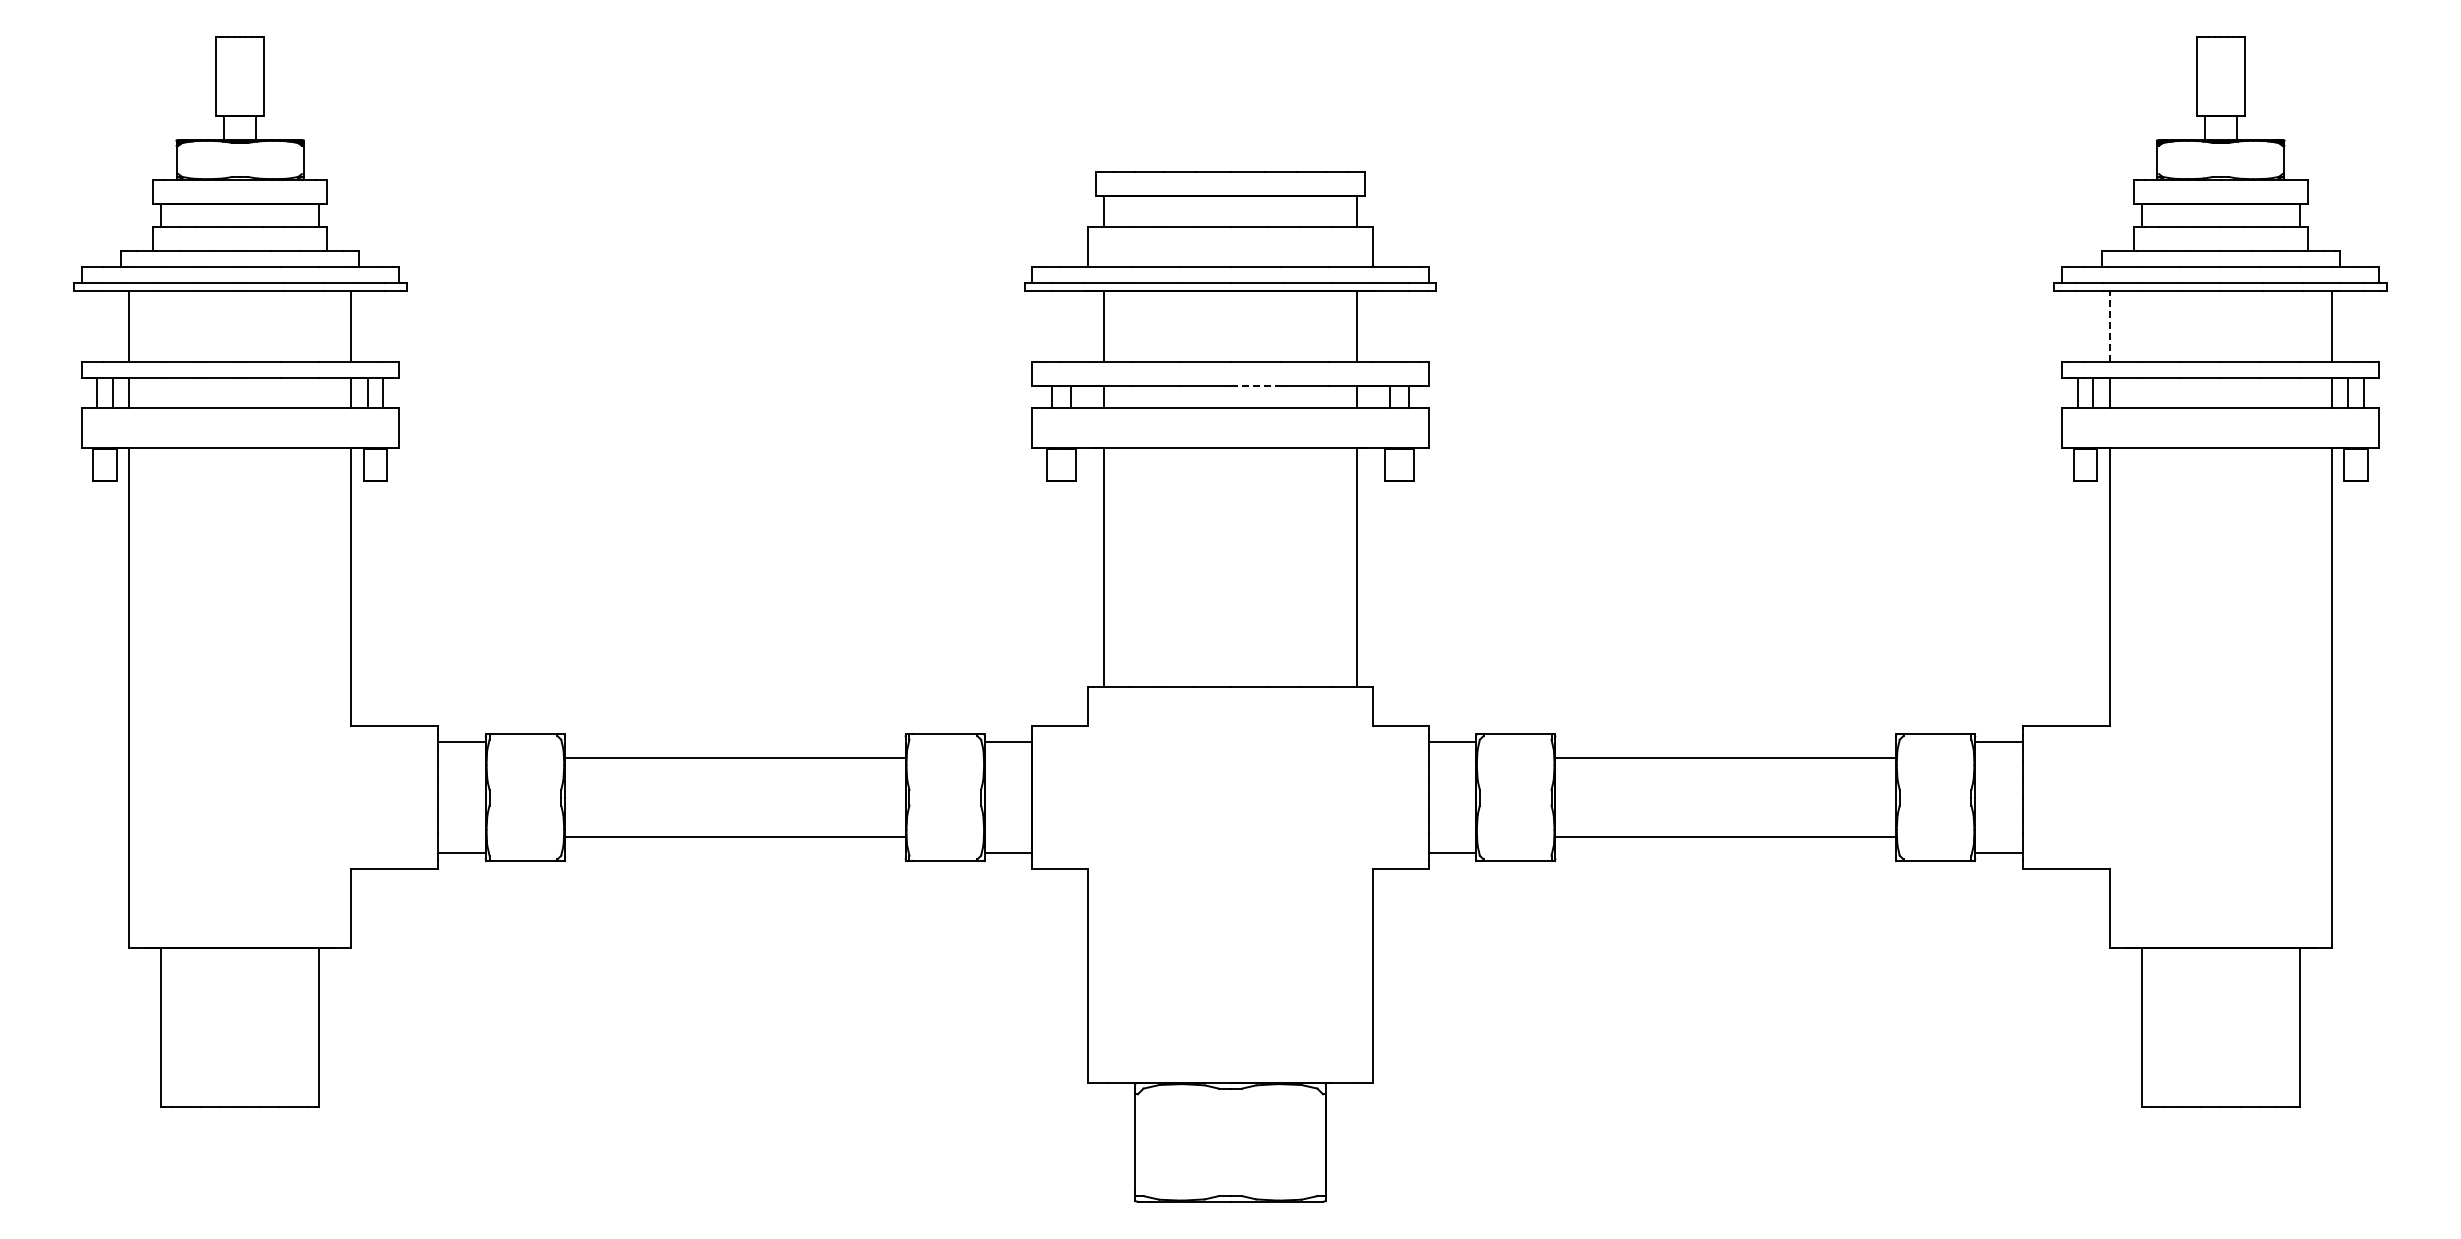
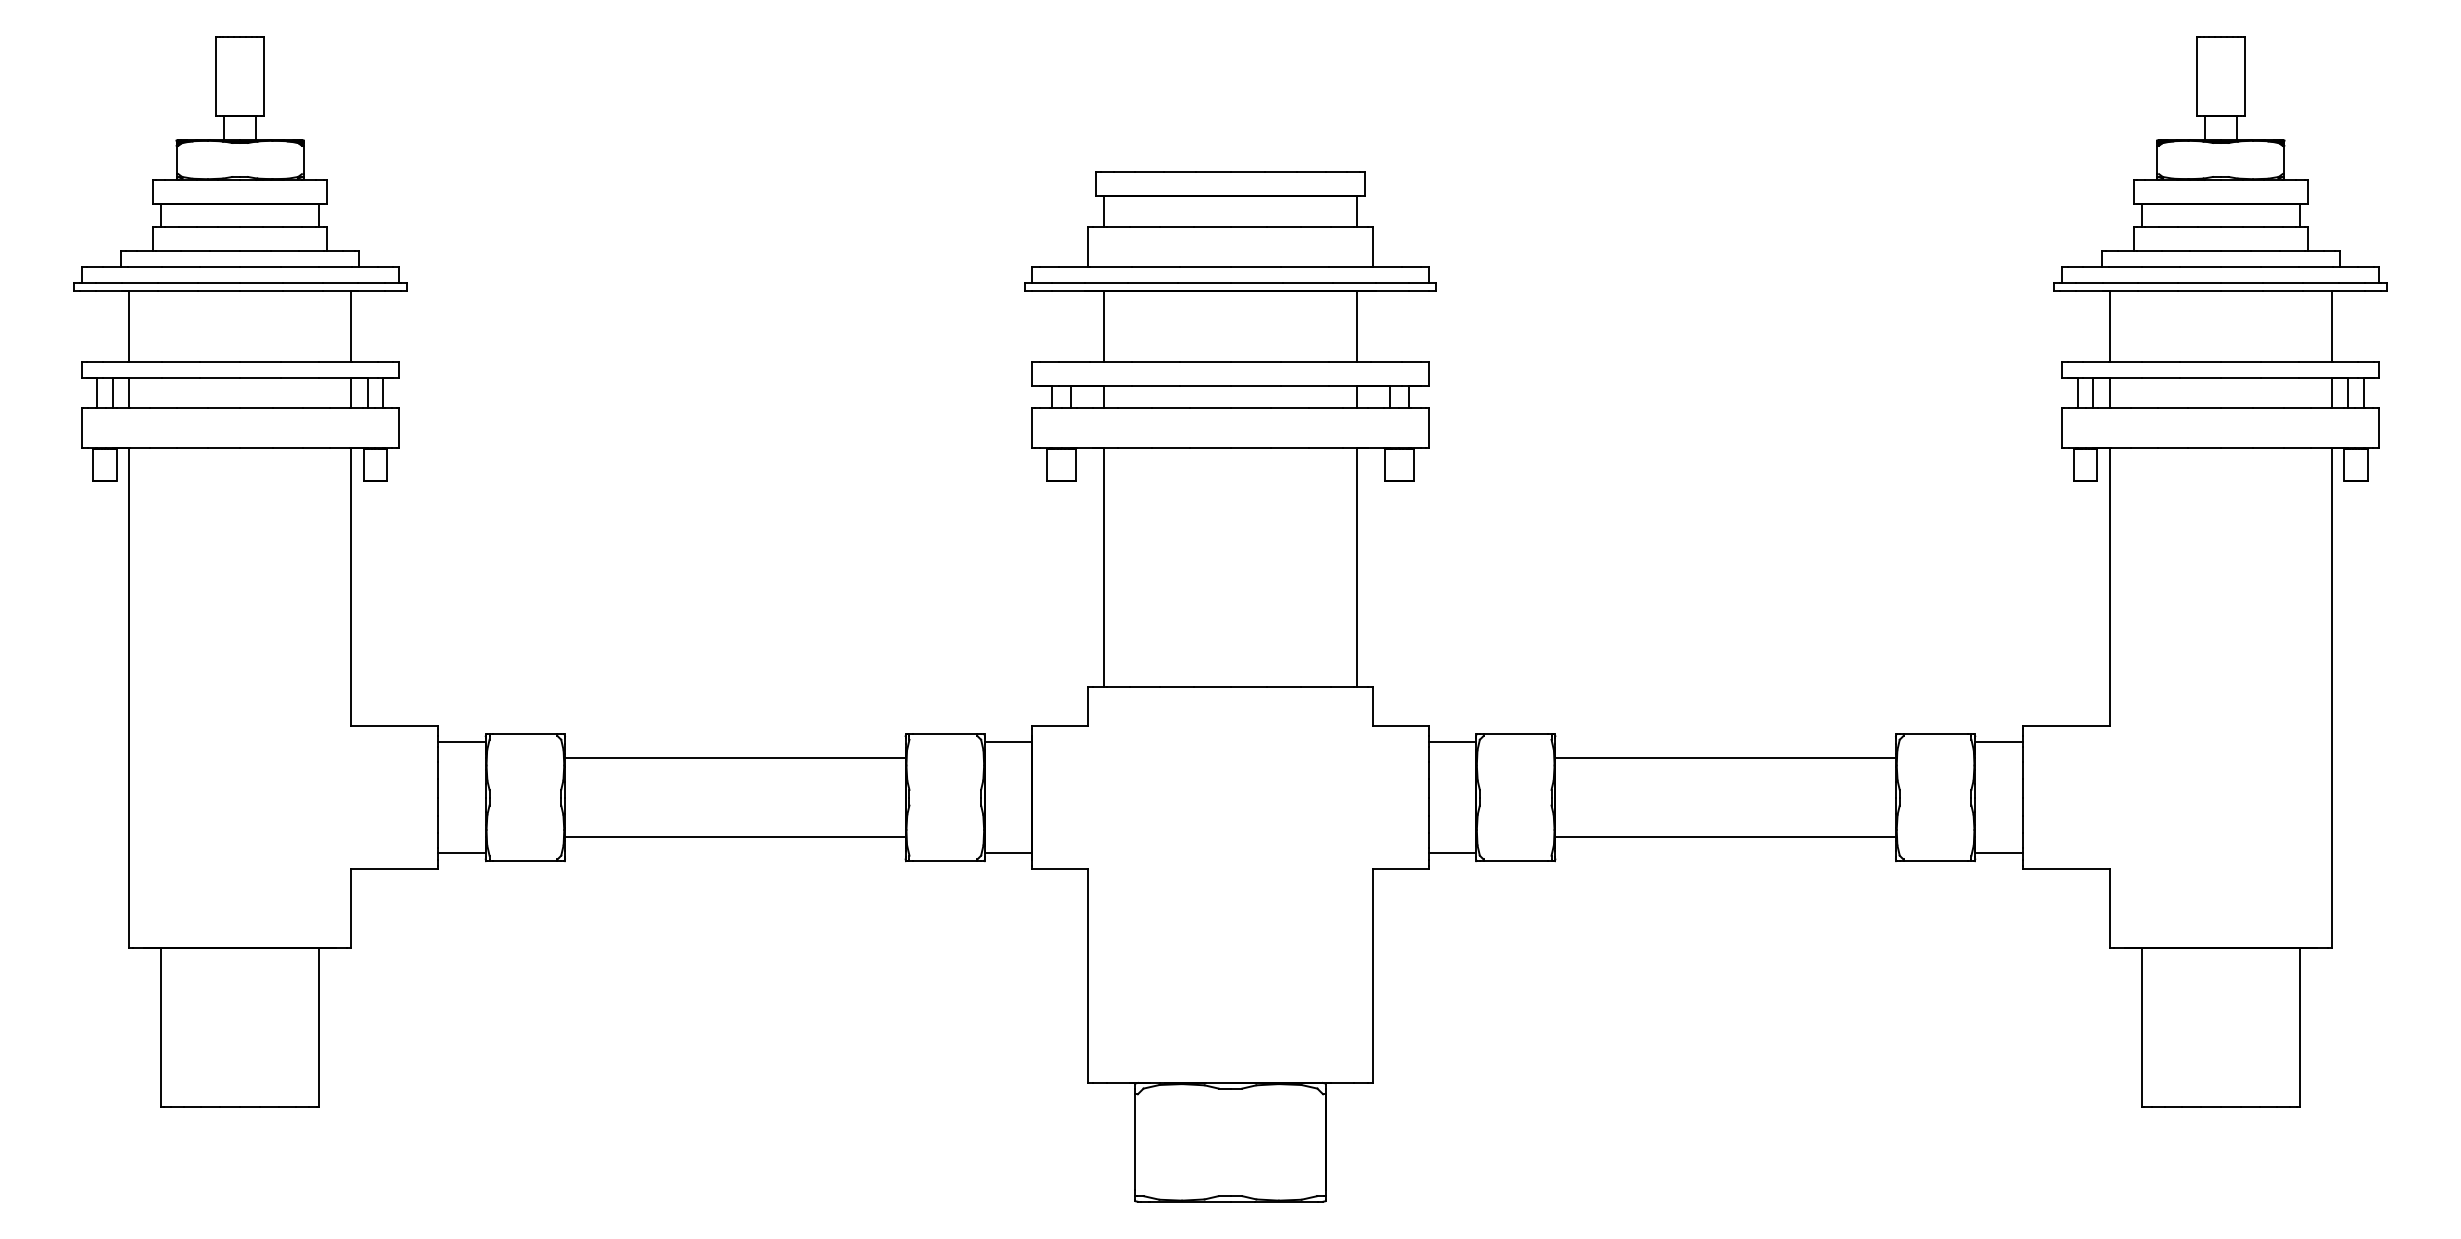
line: dashed -> solid (2109, 326)
line: dashed -> solid (1256, 385)
